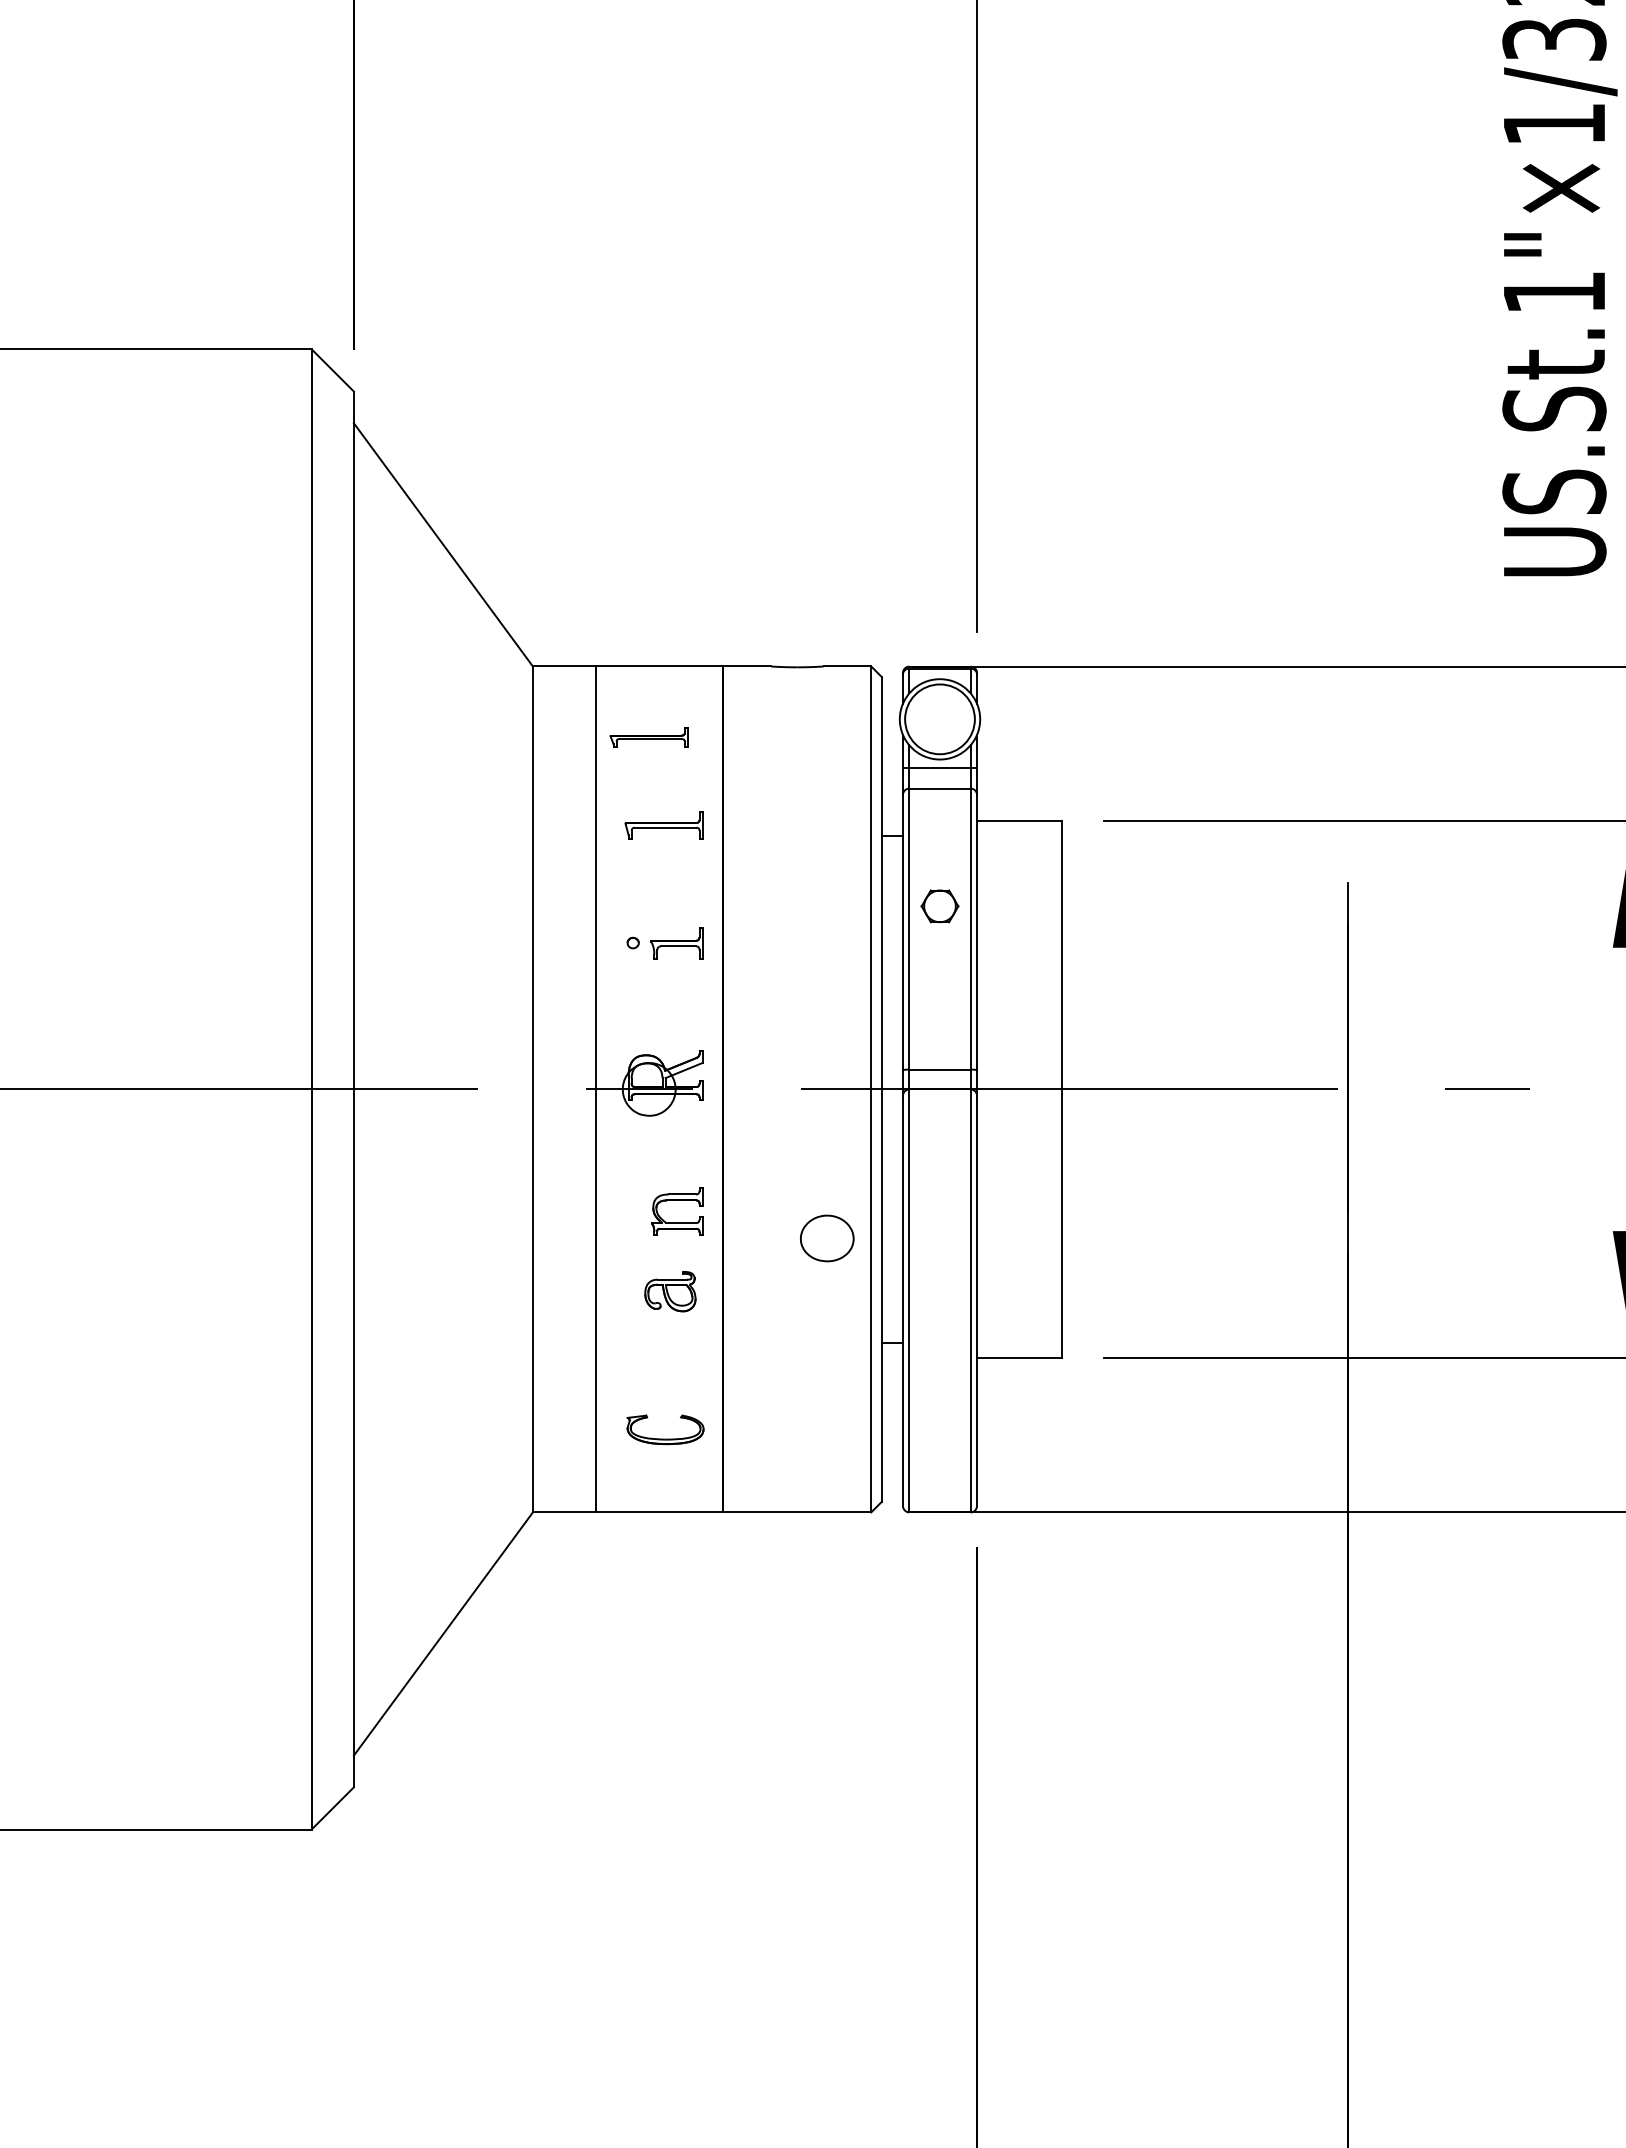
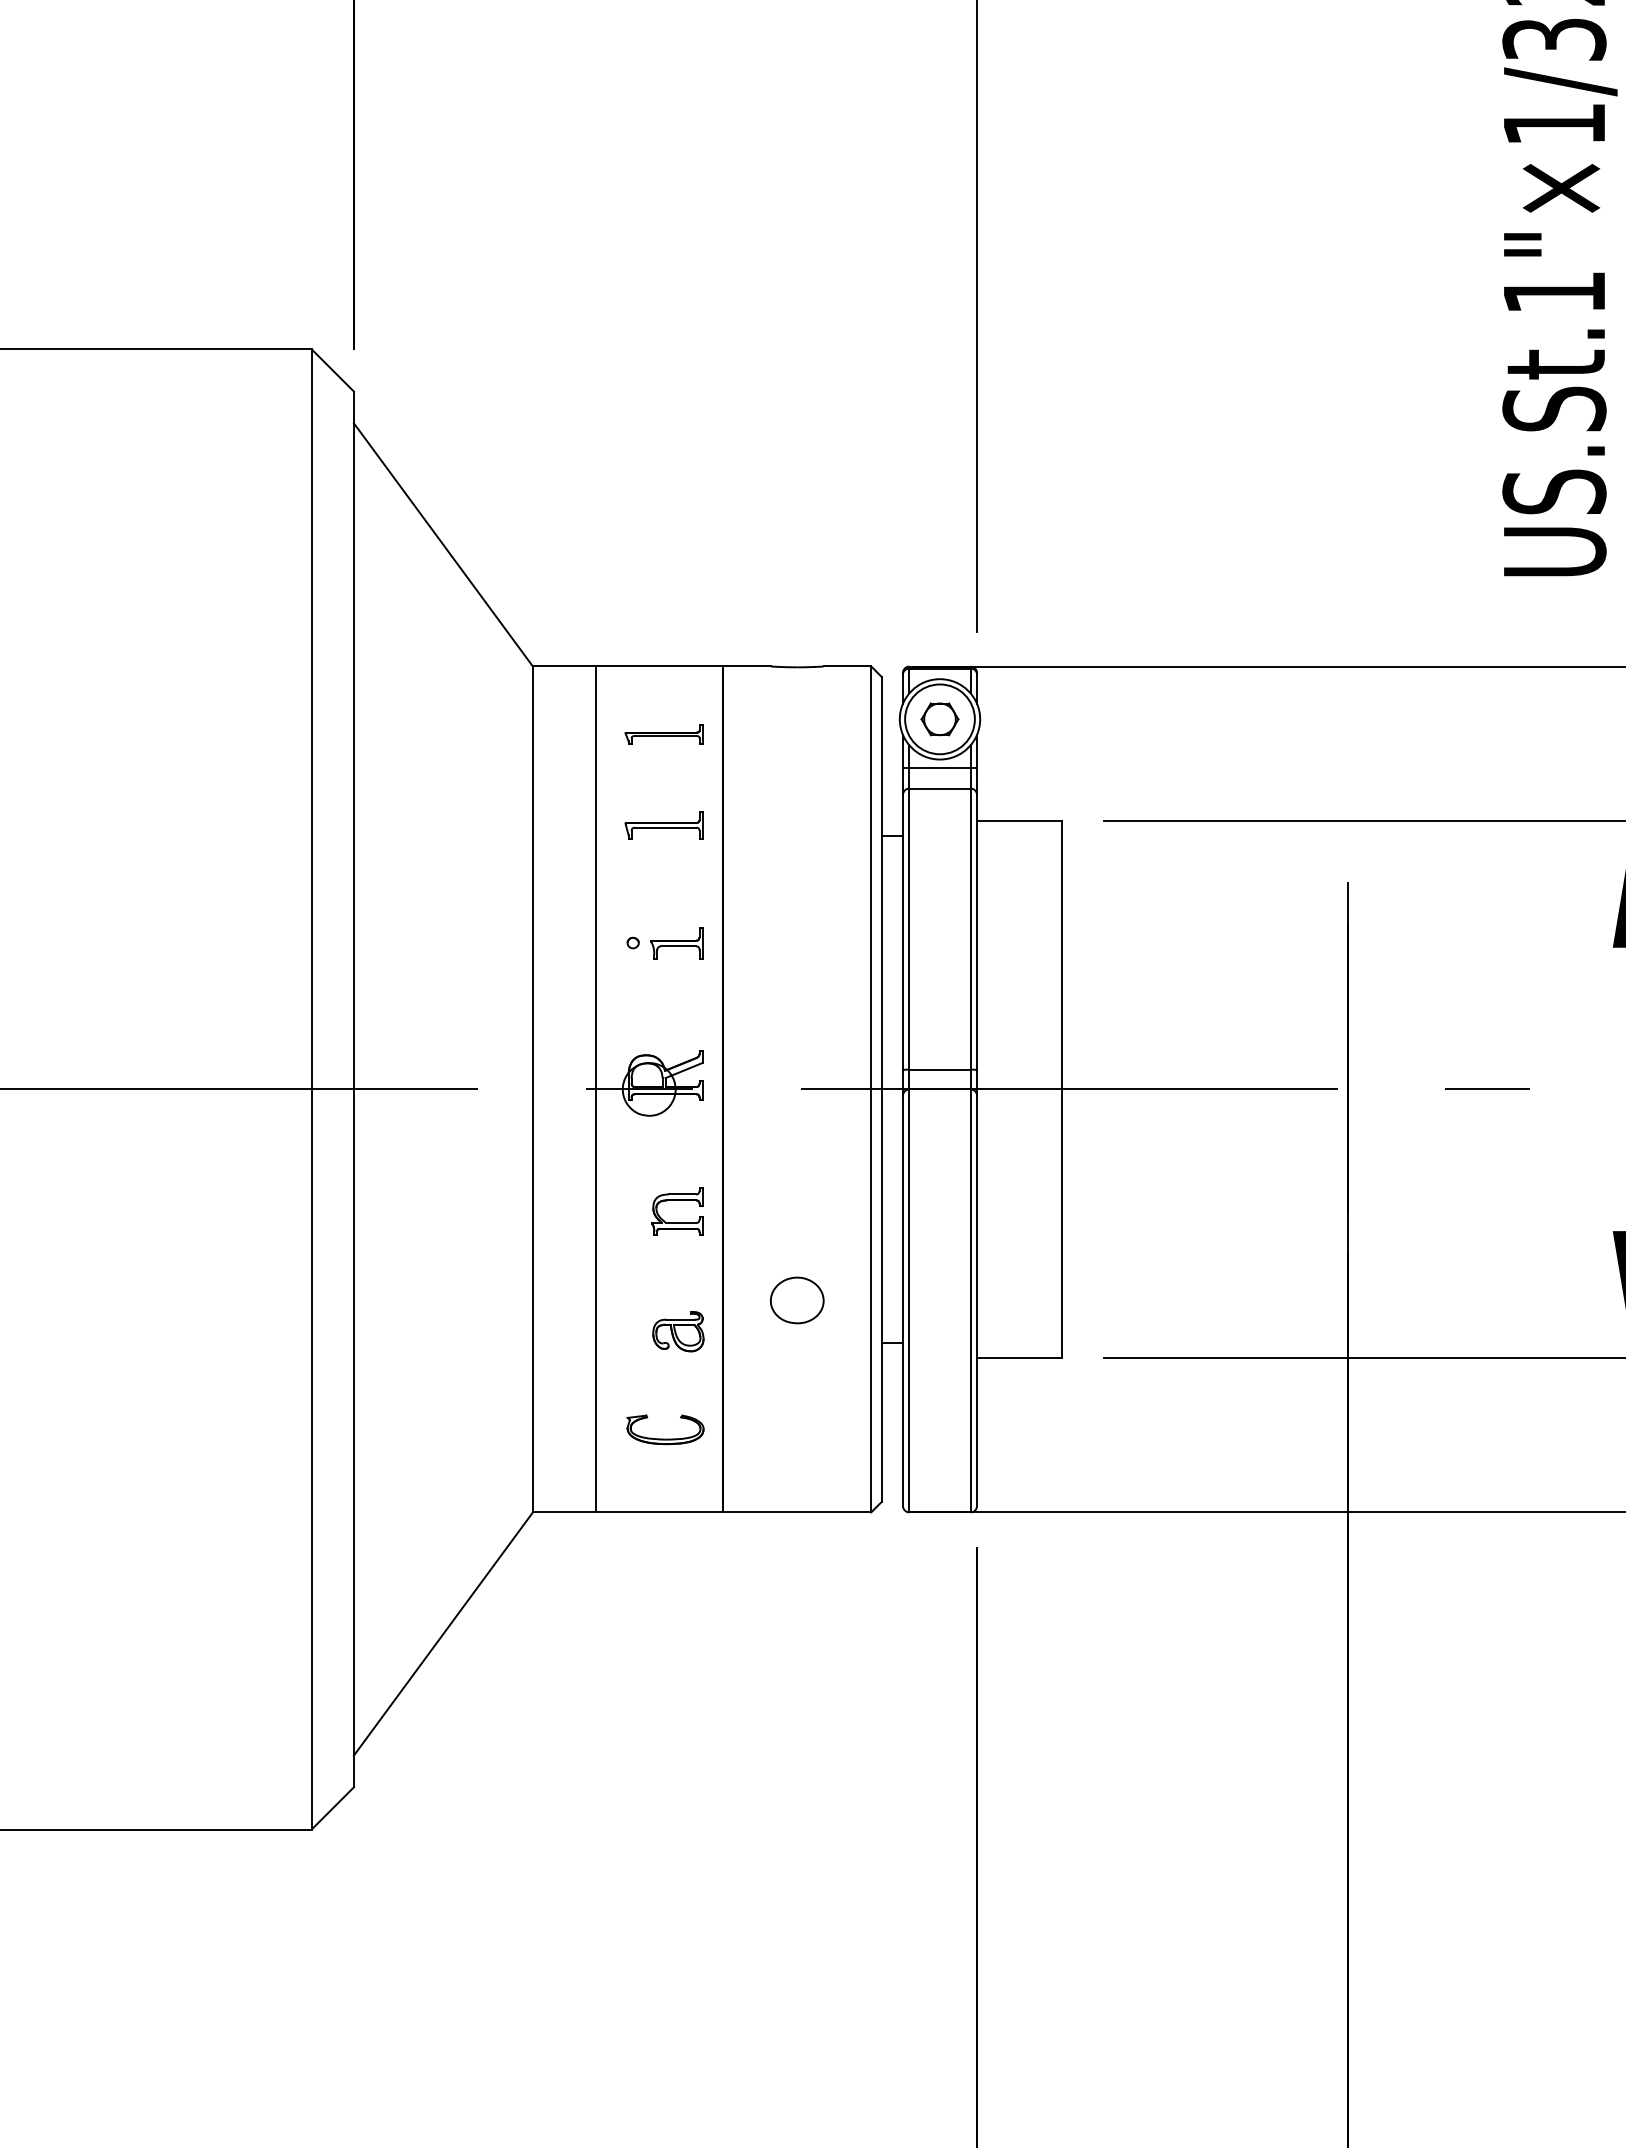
part position: (648, 737) -> (663, 734) (663, 734)
part position: (939, 906) -> (939, 719) (939, 719)
part position: (826, 1238) -> (796, 1300) (796, 1300)
part position: (670, 1291) -> (678, 1331) (678, 1331)
